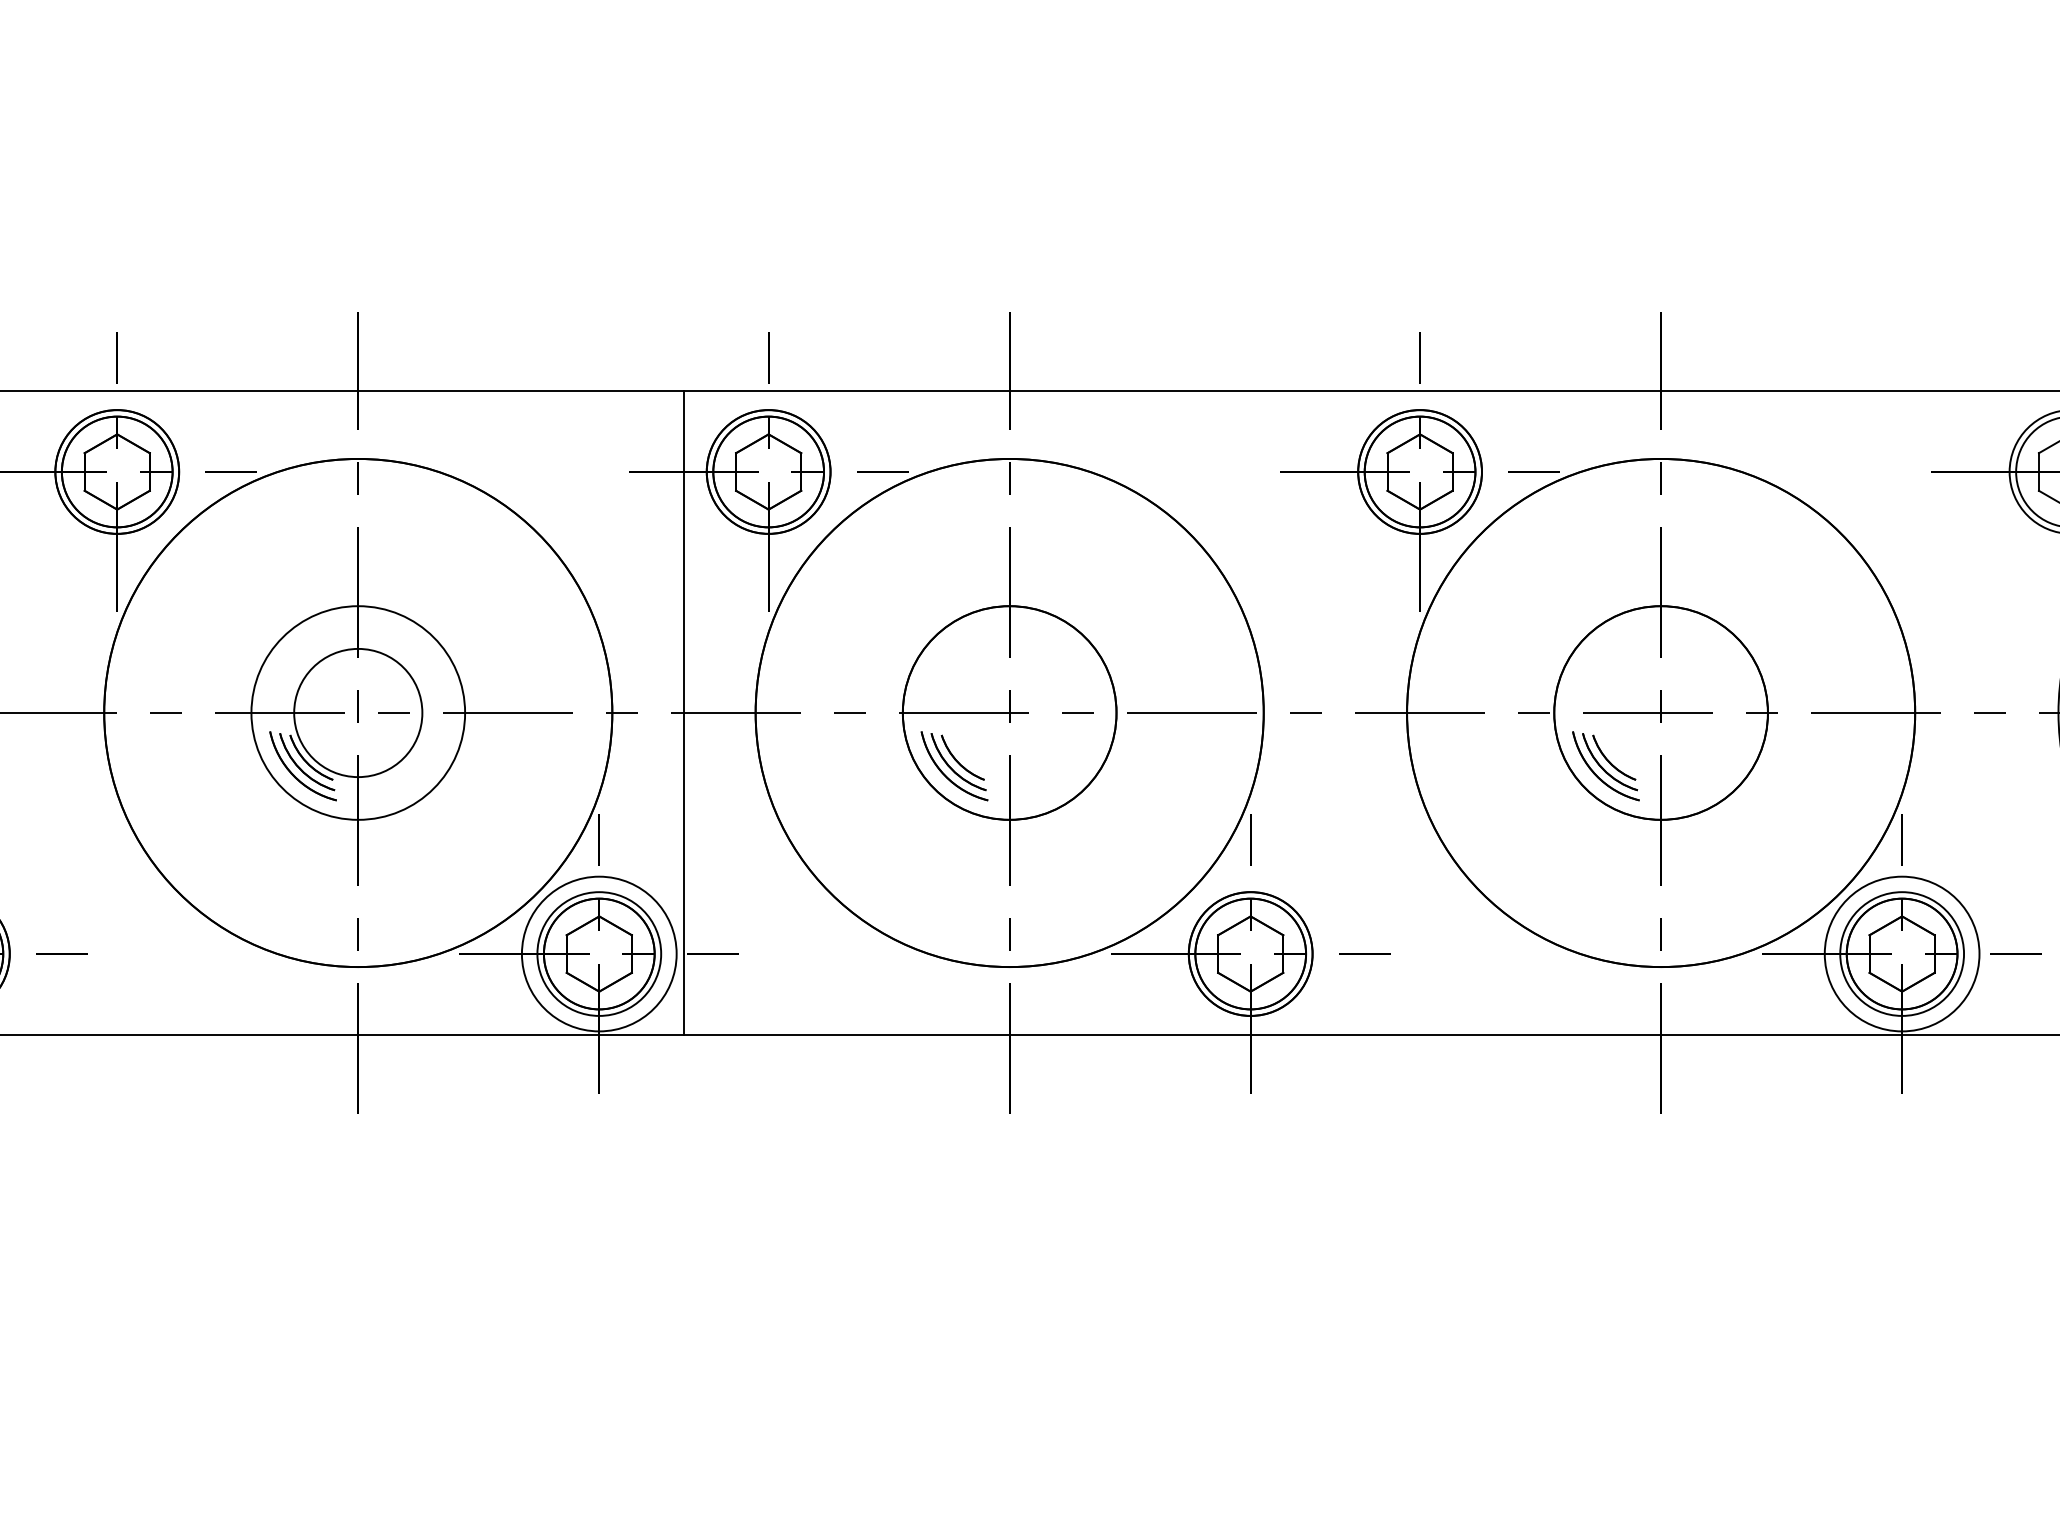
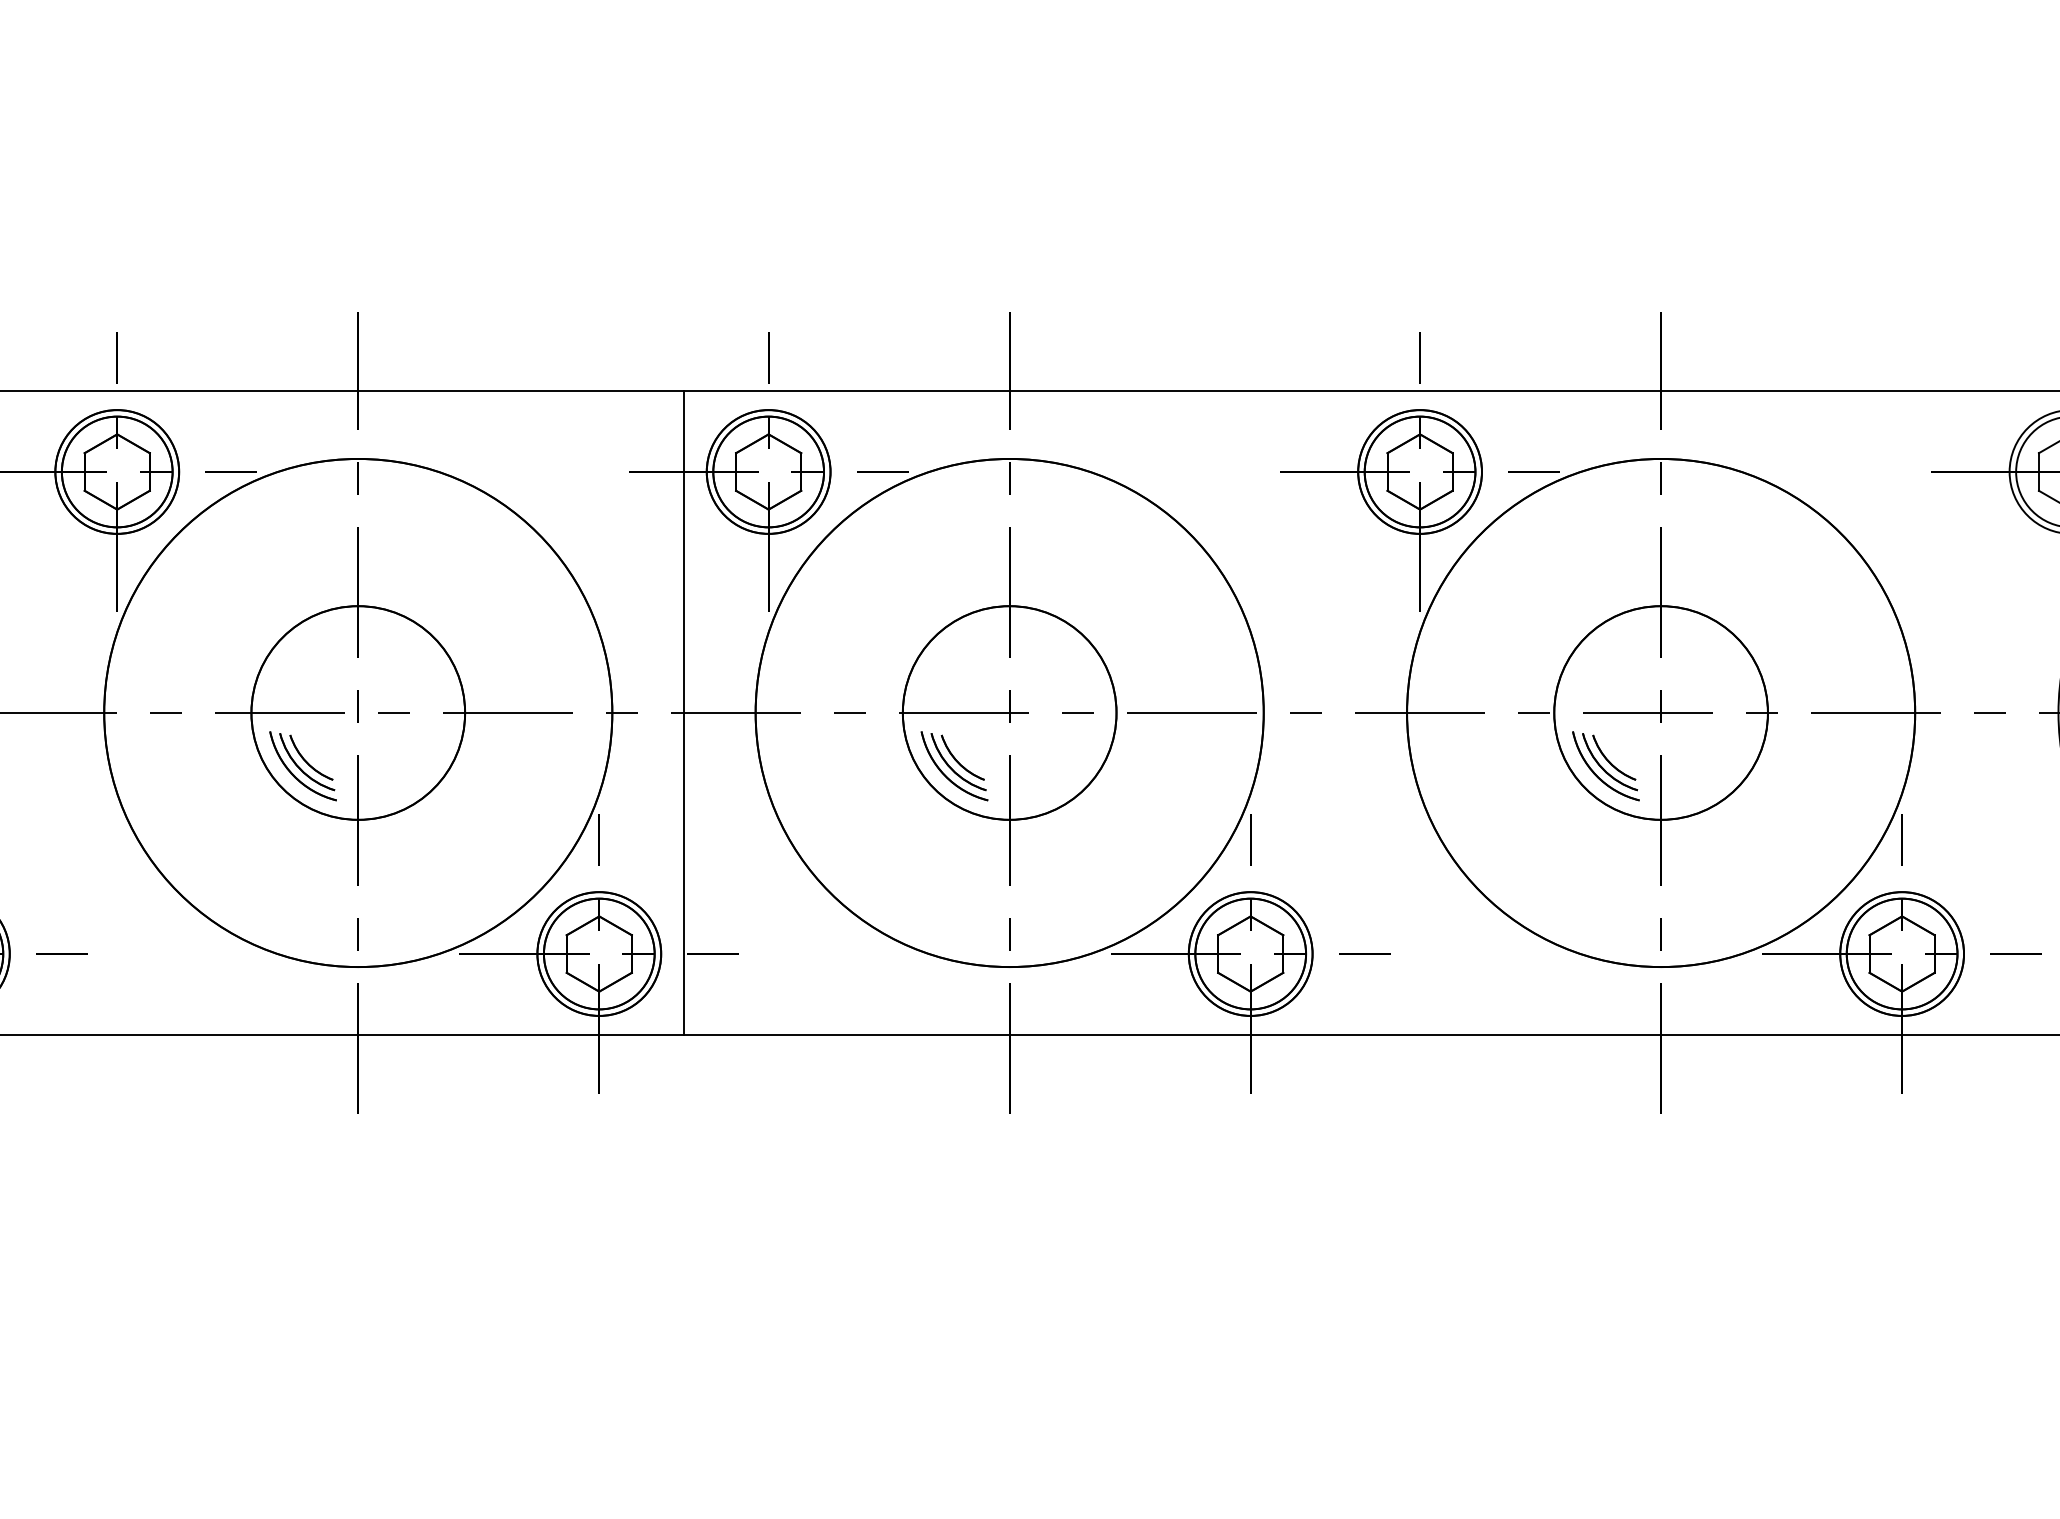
circle diameter: 128 px -> 214 px (358, 712)
circle diameter: 155 px -> 124 px (599, 953)
circle diameter: 155 px -> 124 px (1902, 953)
